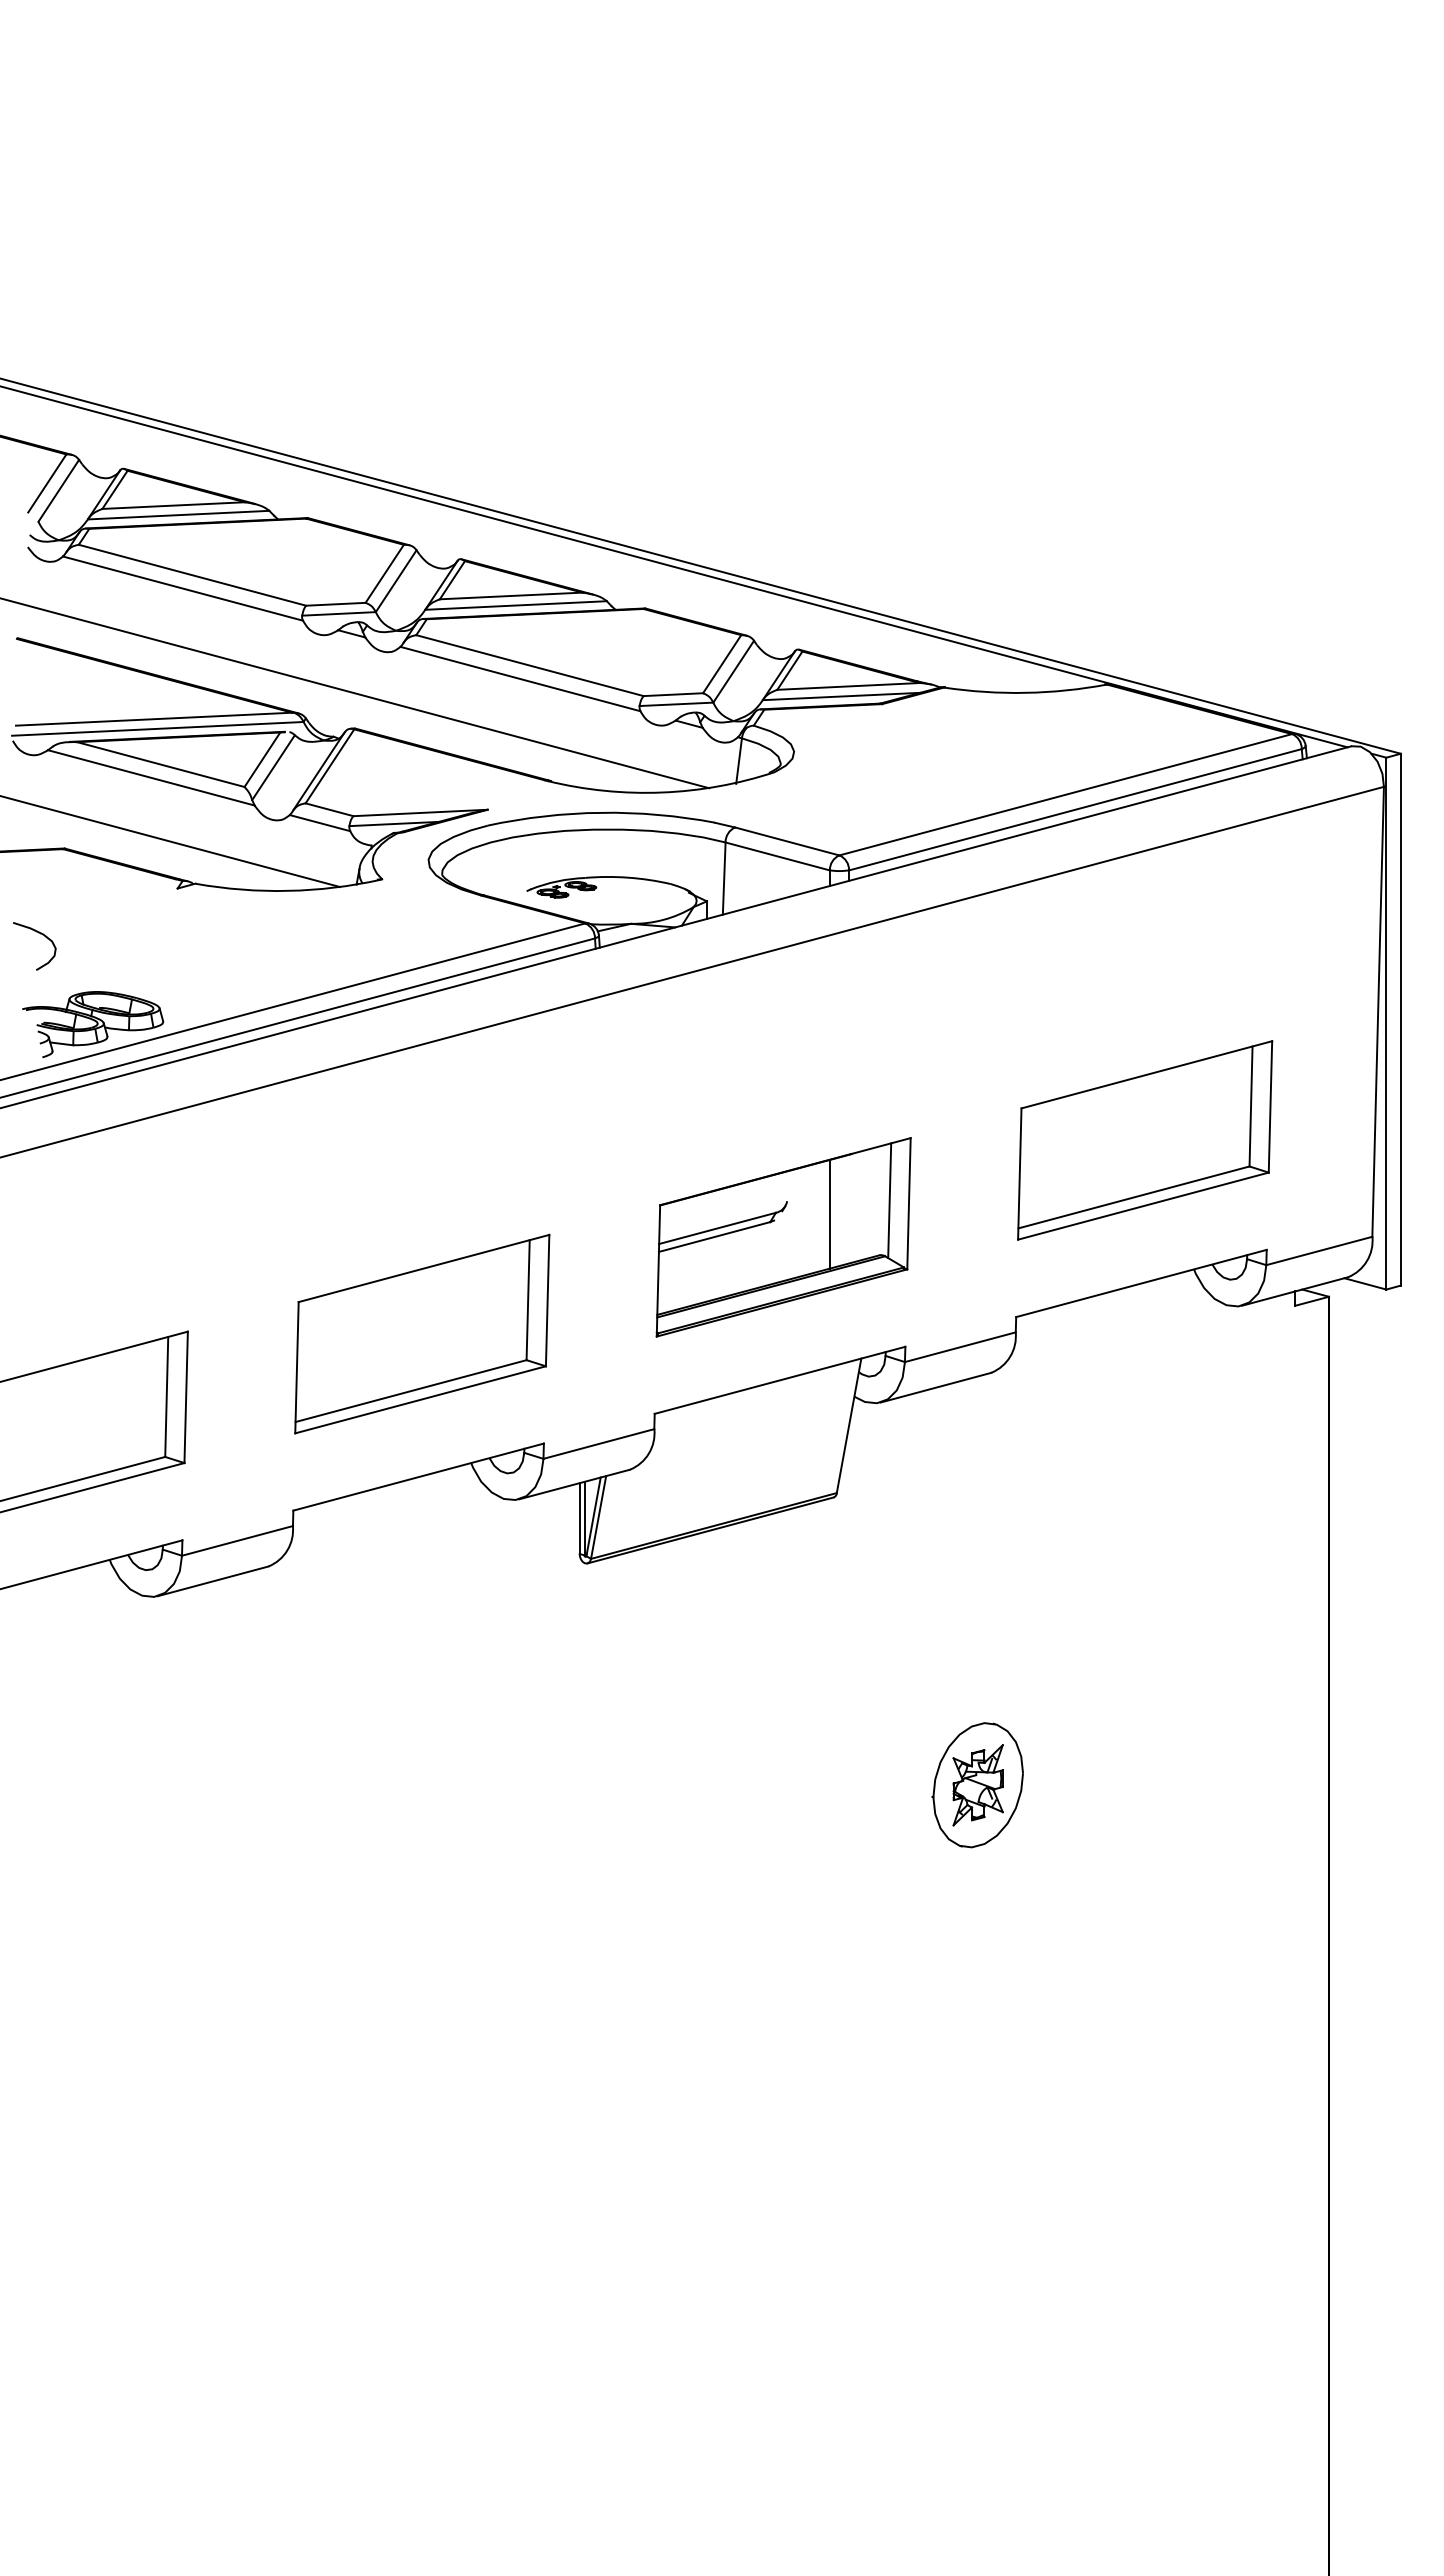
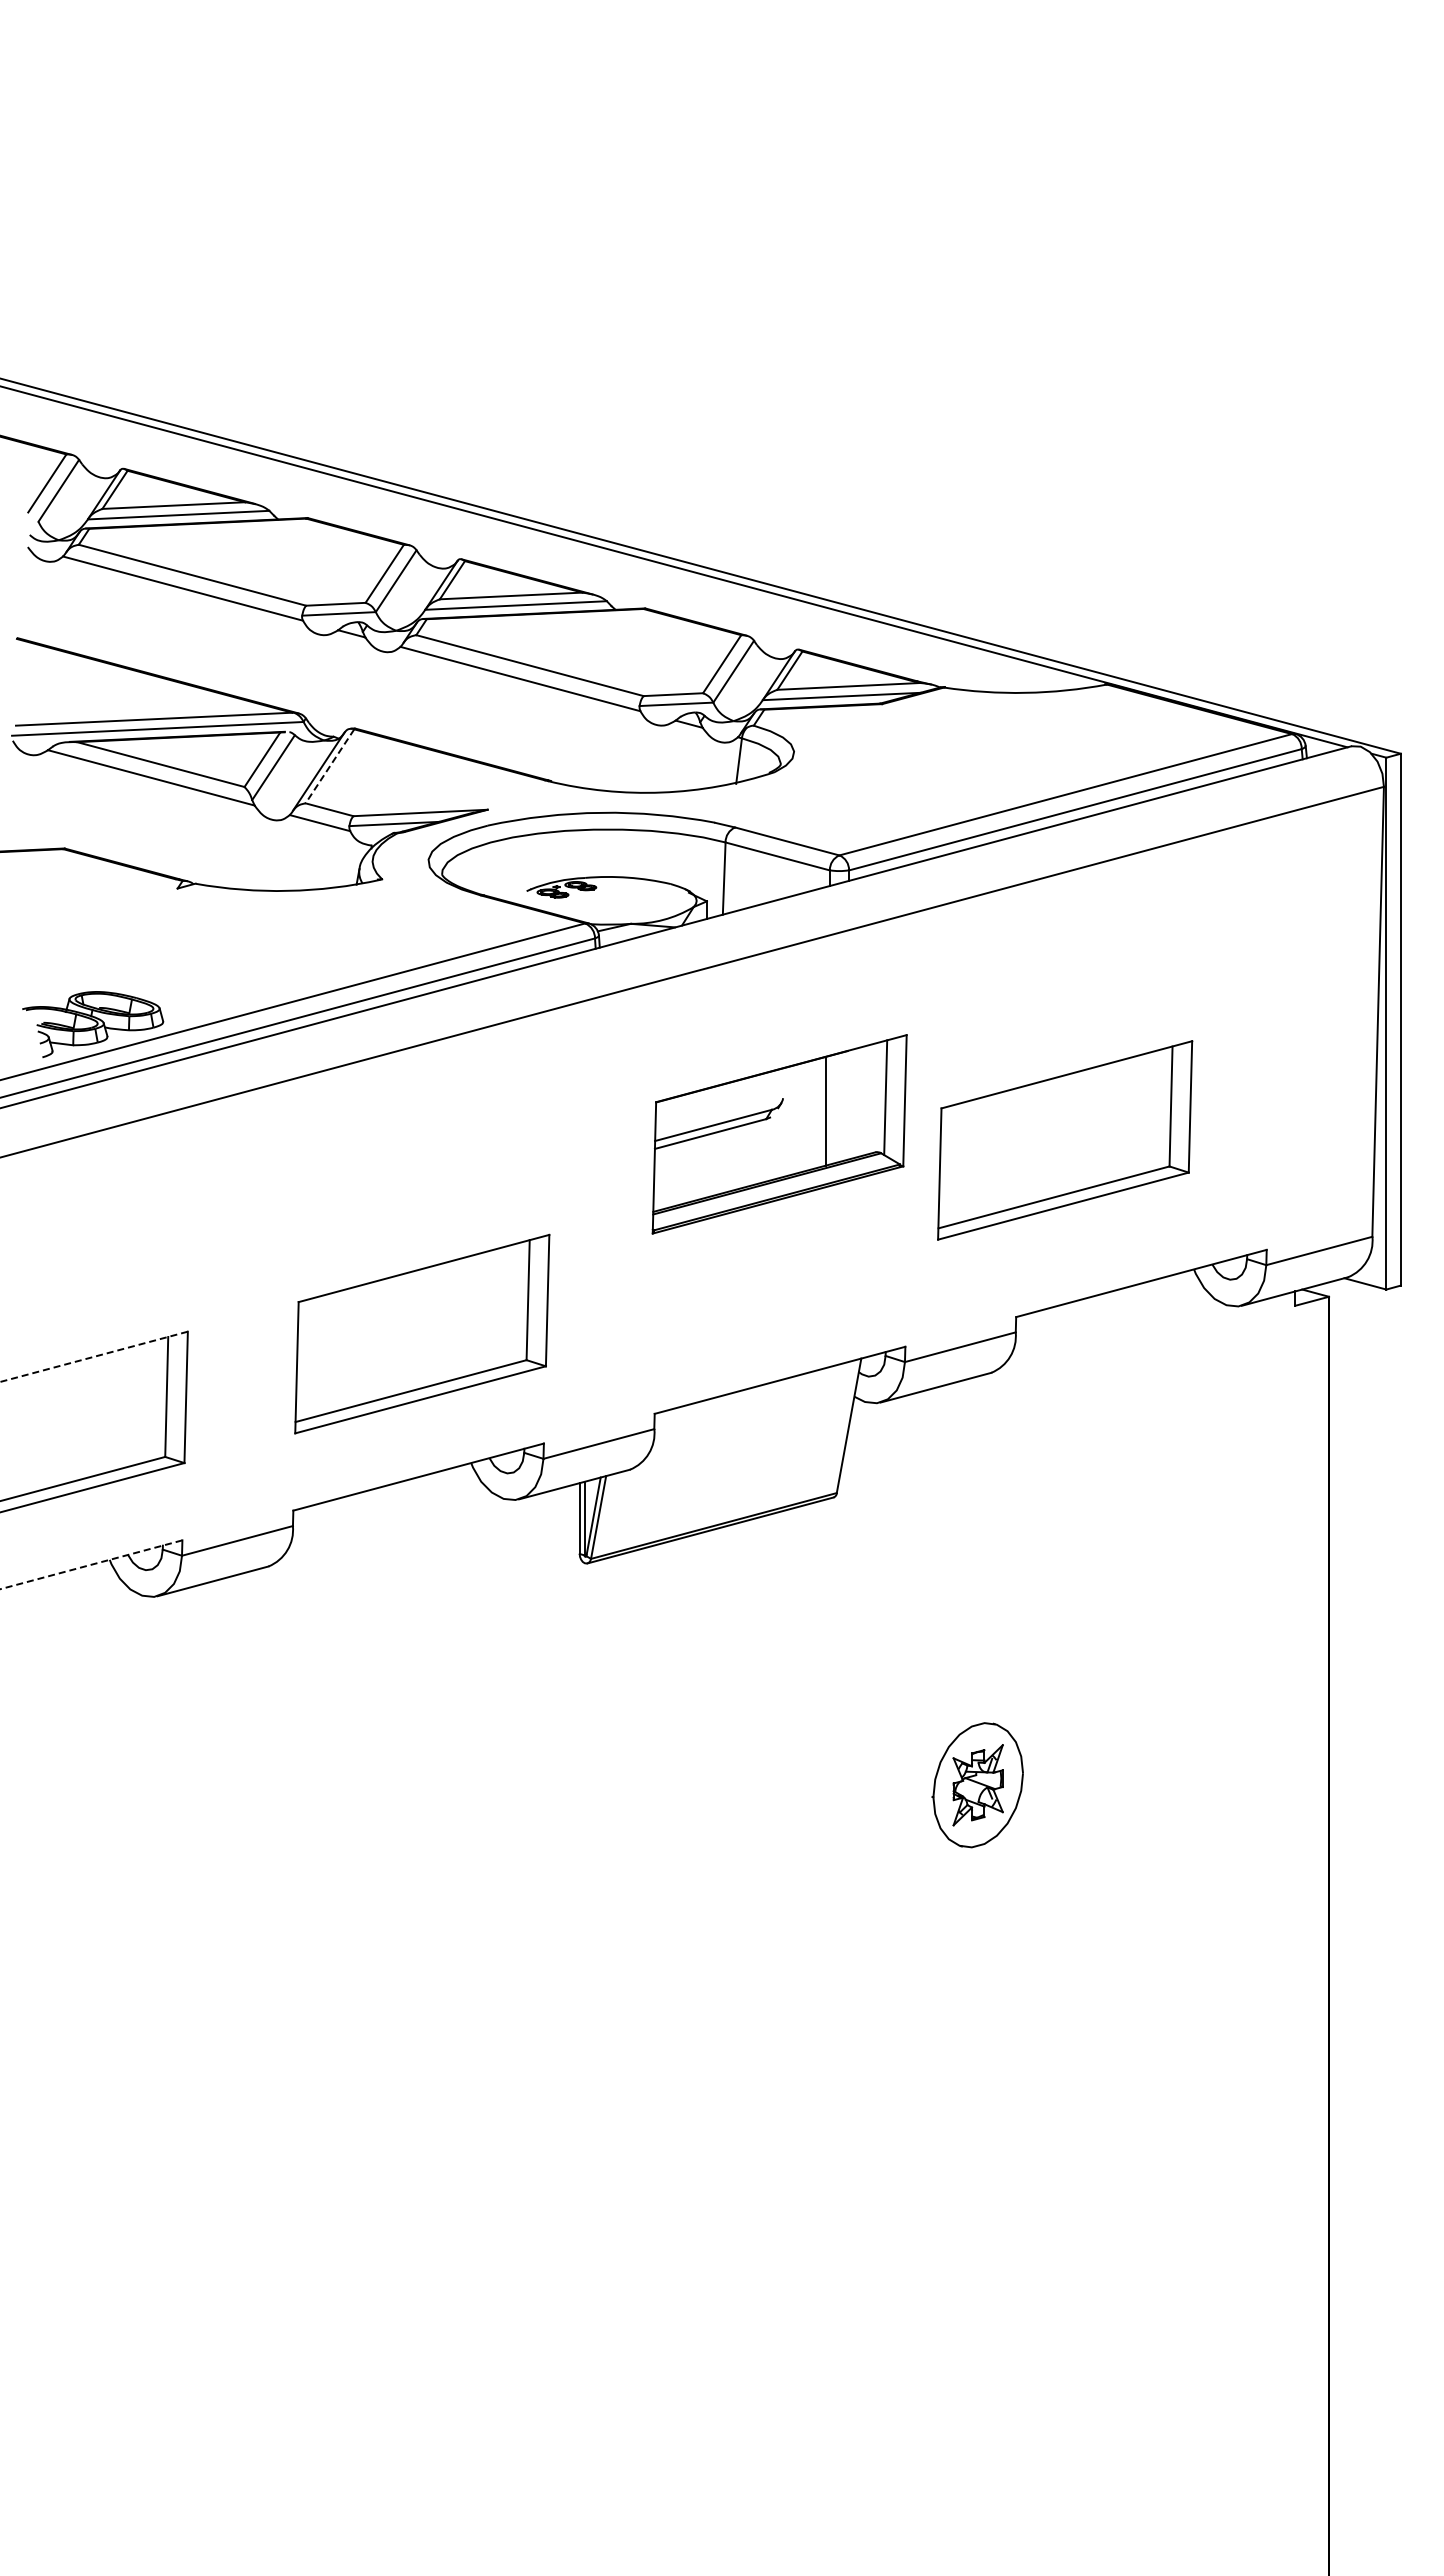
line: present -> none (355, 693)
line: solid -> dashed (329, 766)
line: present -> none (171, 841)
curve: present -> none (40, 934)
part position: (1145, 1140) -> (1065, 1140) (1065, 1140)
part position: (783, 1237) -> (779, 1134) (779, 1134)
line: solid -> dashed (94, 1356)
line: solid -> dashed (90, 1564)
